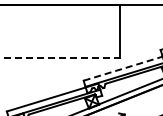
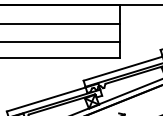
line: none -> present (61, 24)
line: none -> present (61, 41)
line: dashed -> solid (60, 57)
line: dashed -> solid (123, 68)
